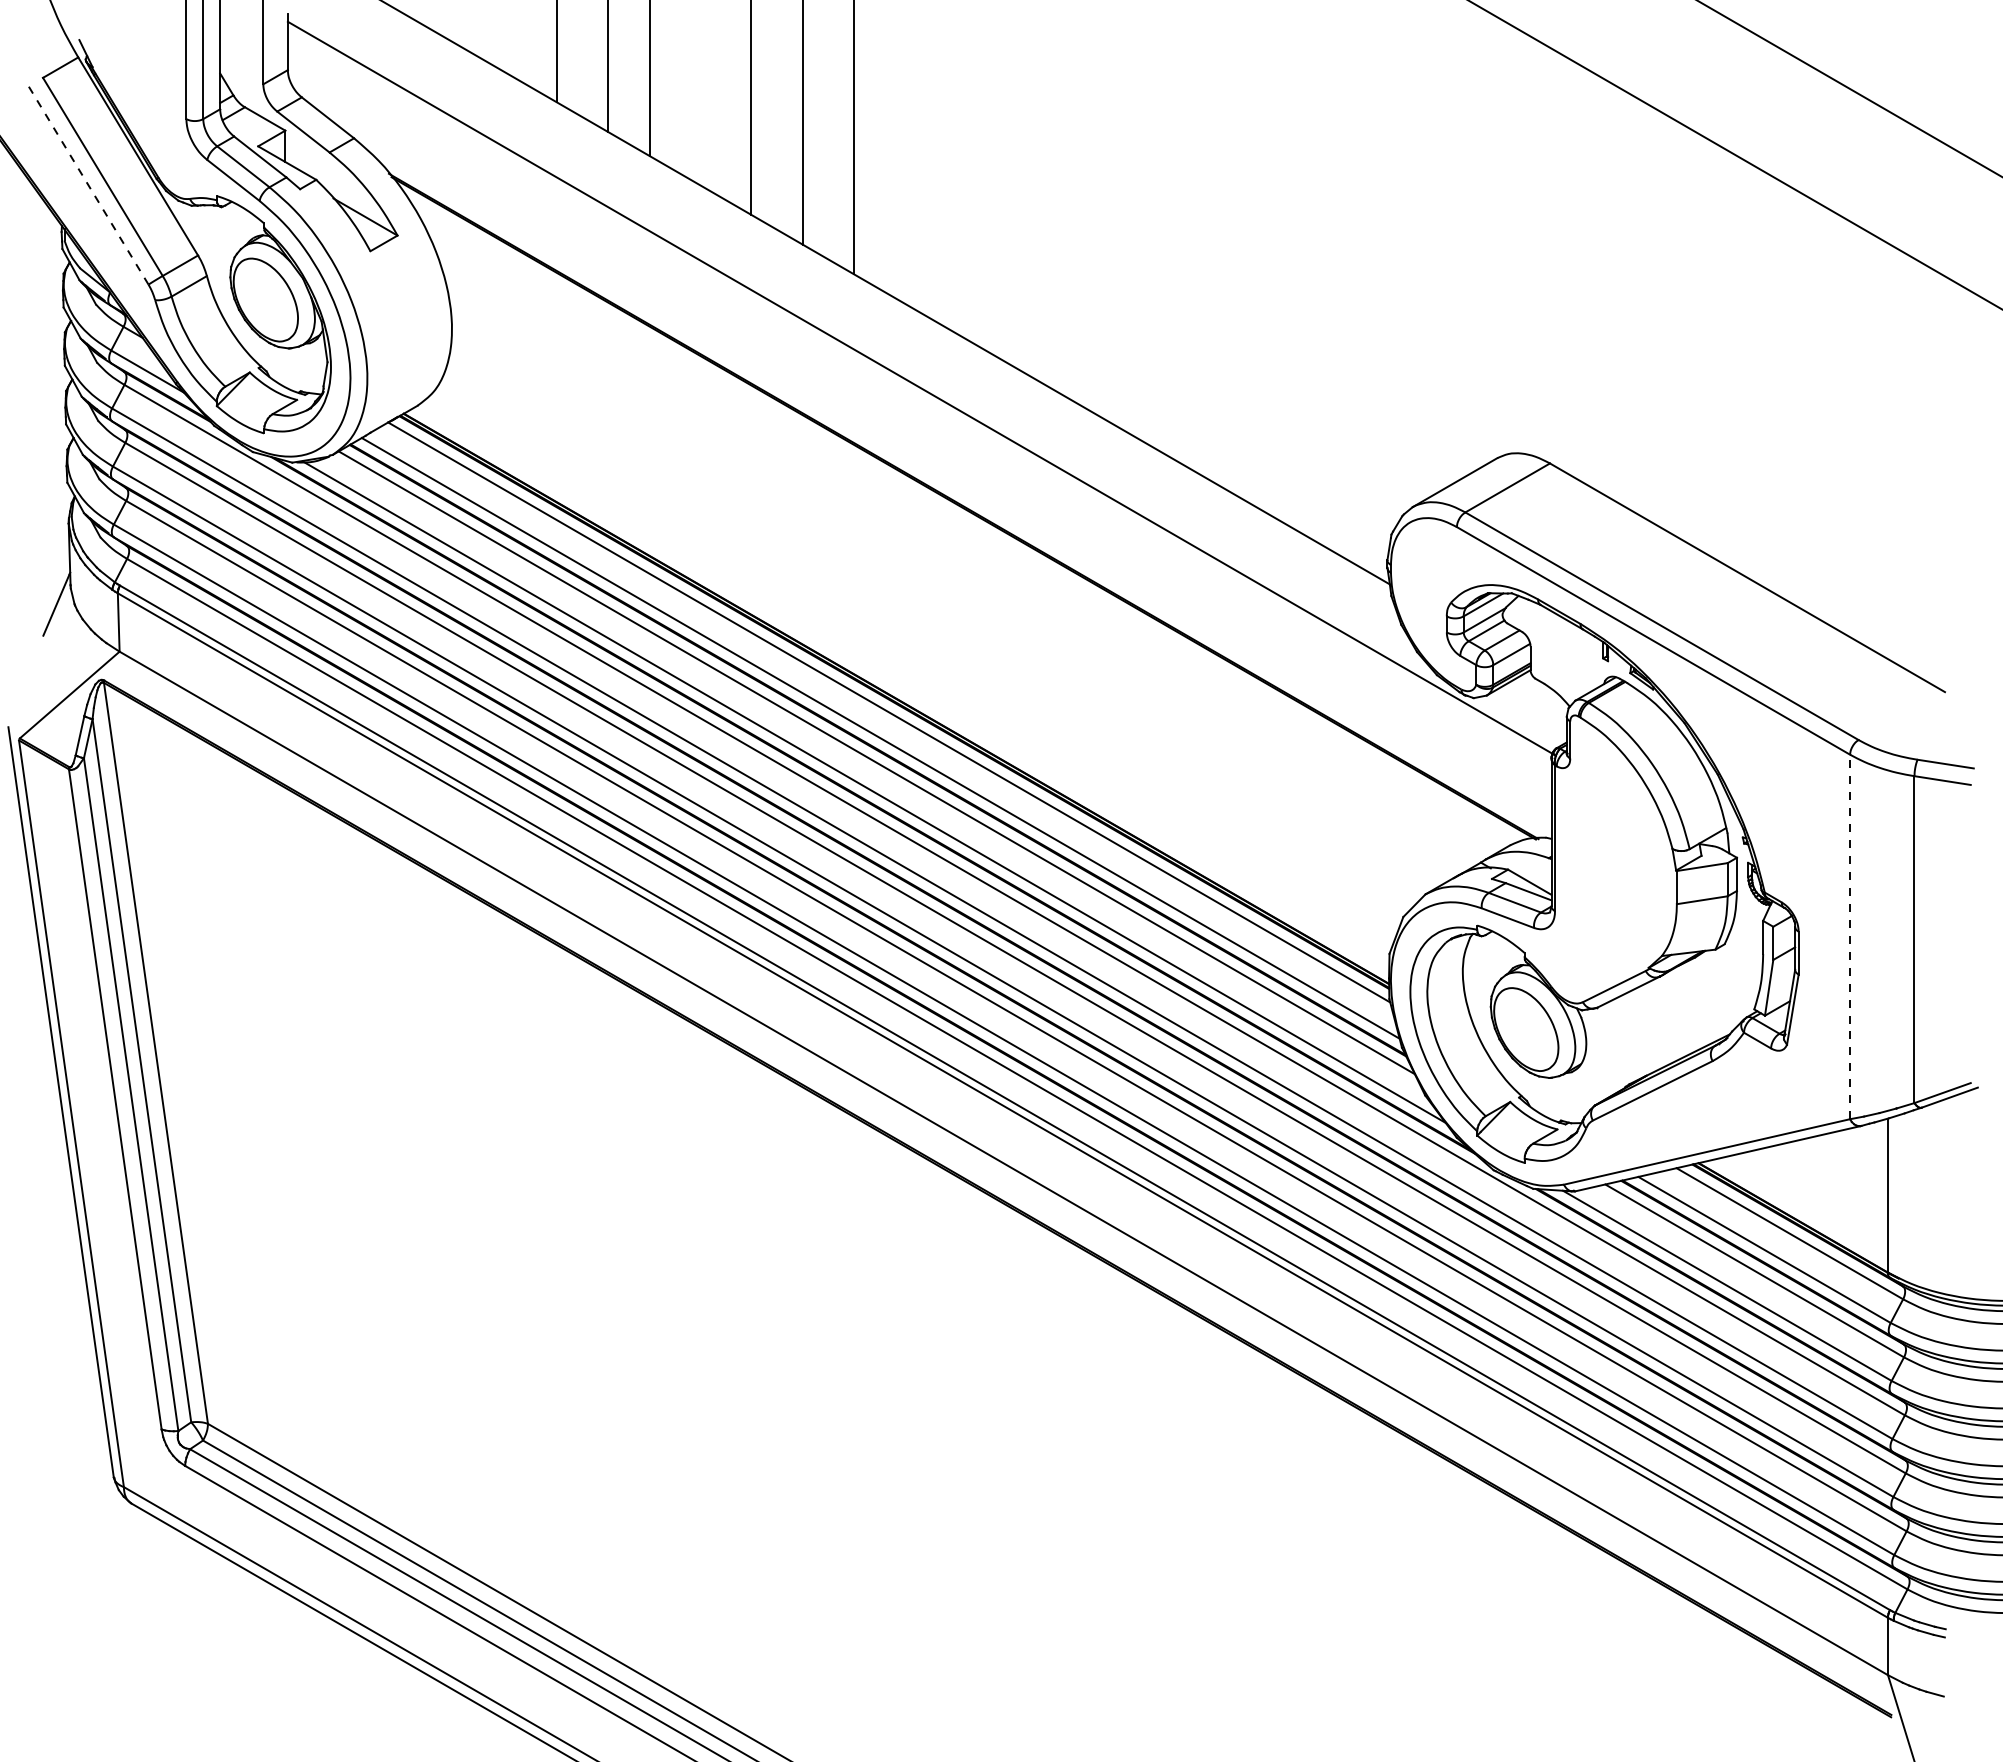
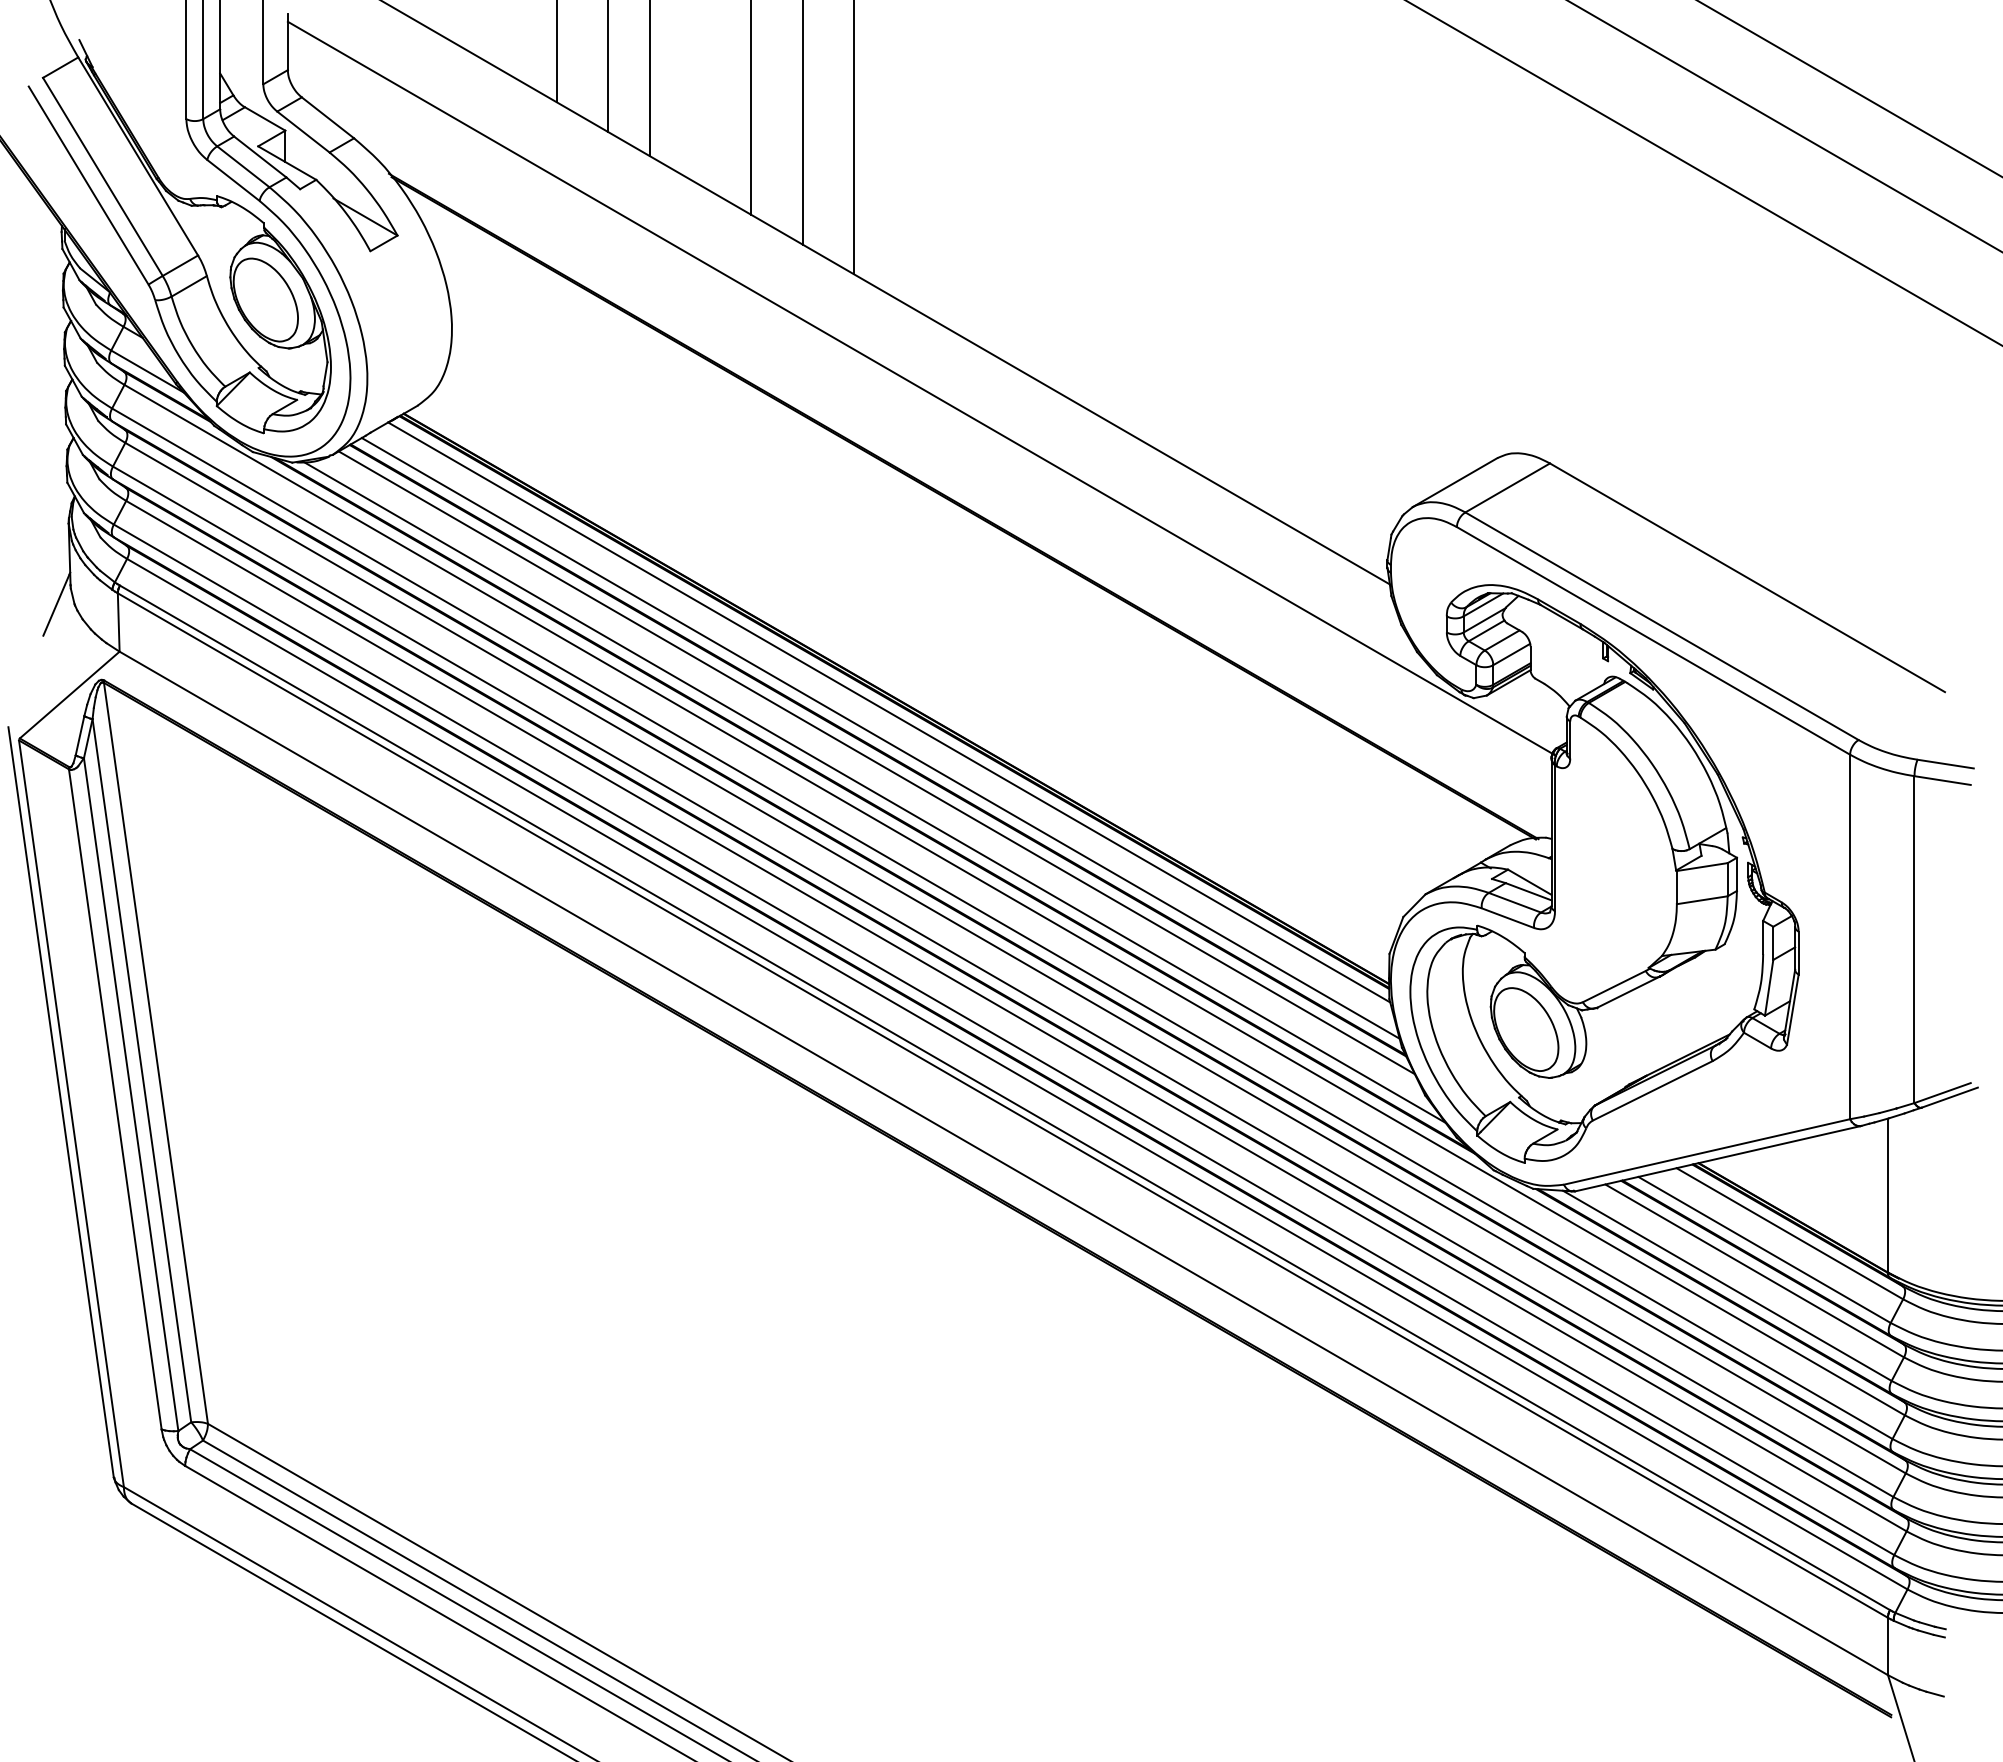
line: none -> present (1784, 126)
line position: (1735, 155) -> (1704, 173) (1704, 173)
line: dashed -> solid (88, 185)
line: dashed -> solid (1850, 936)
